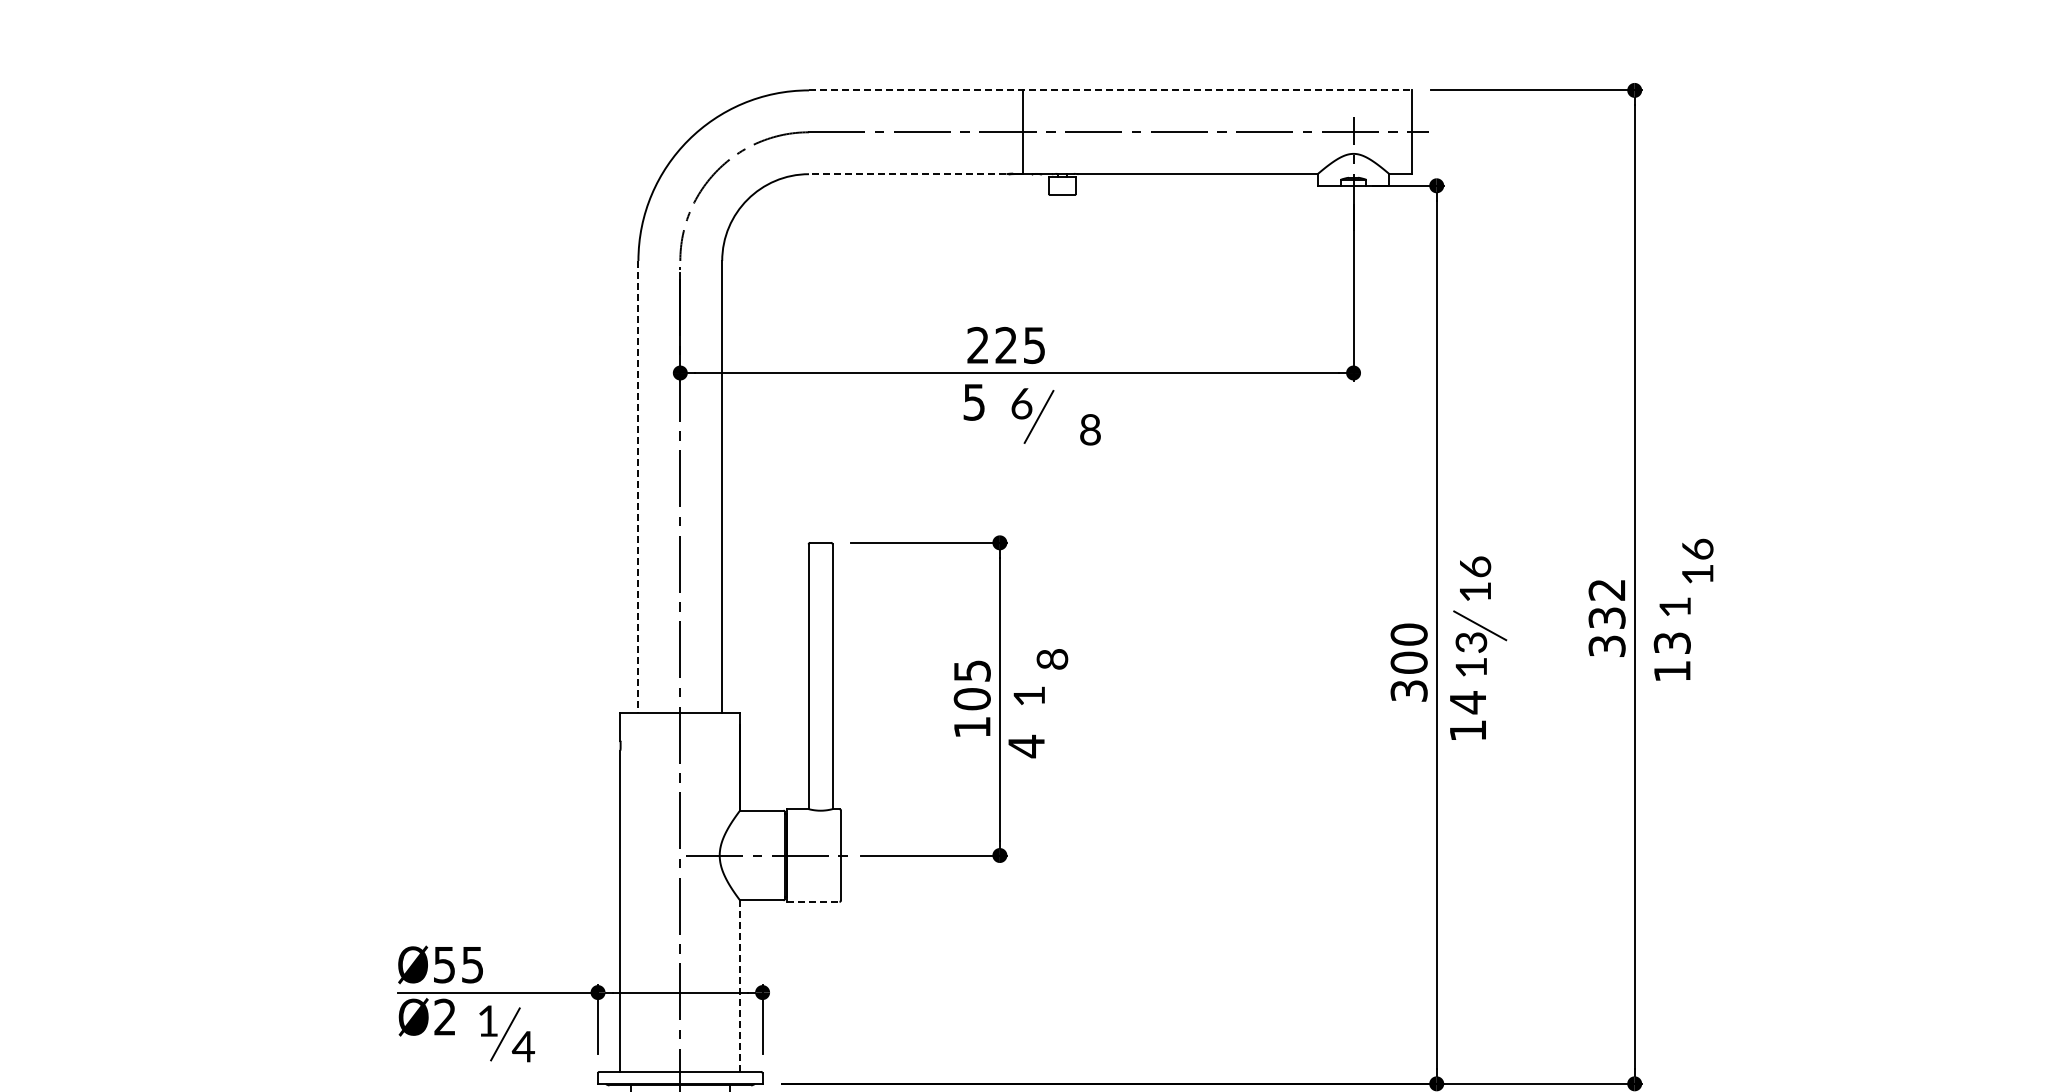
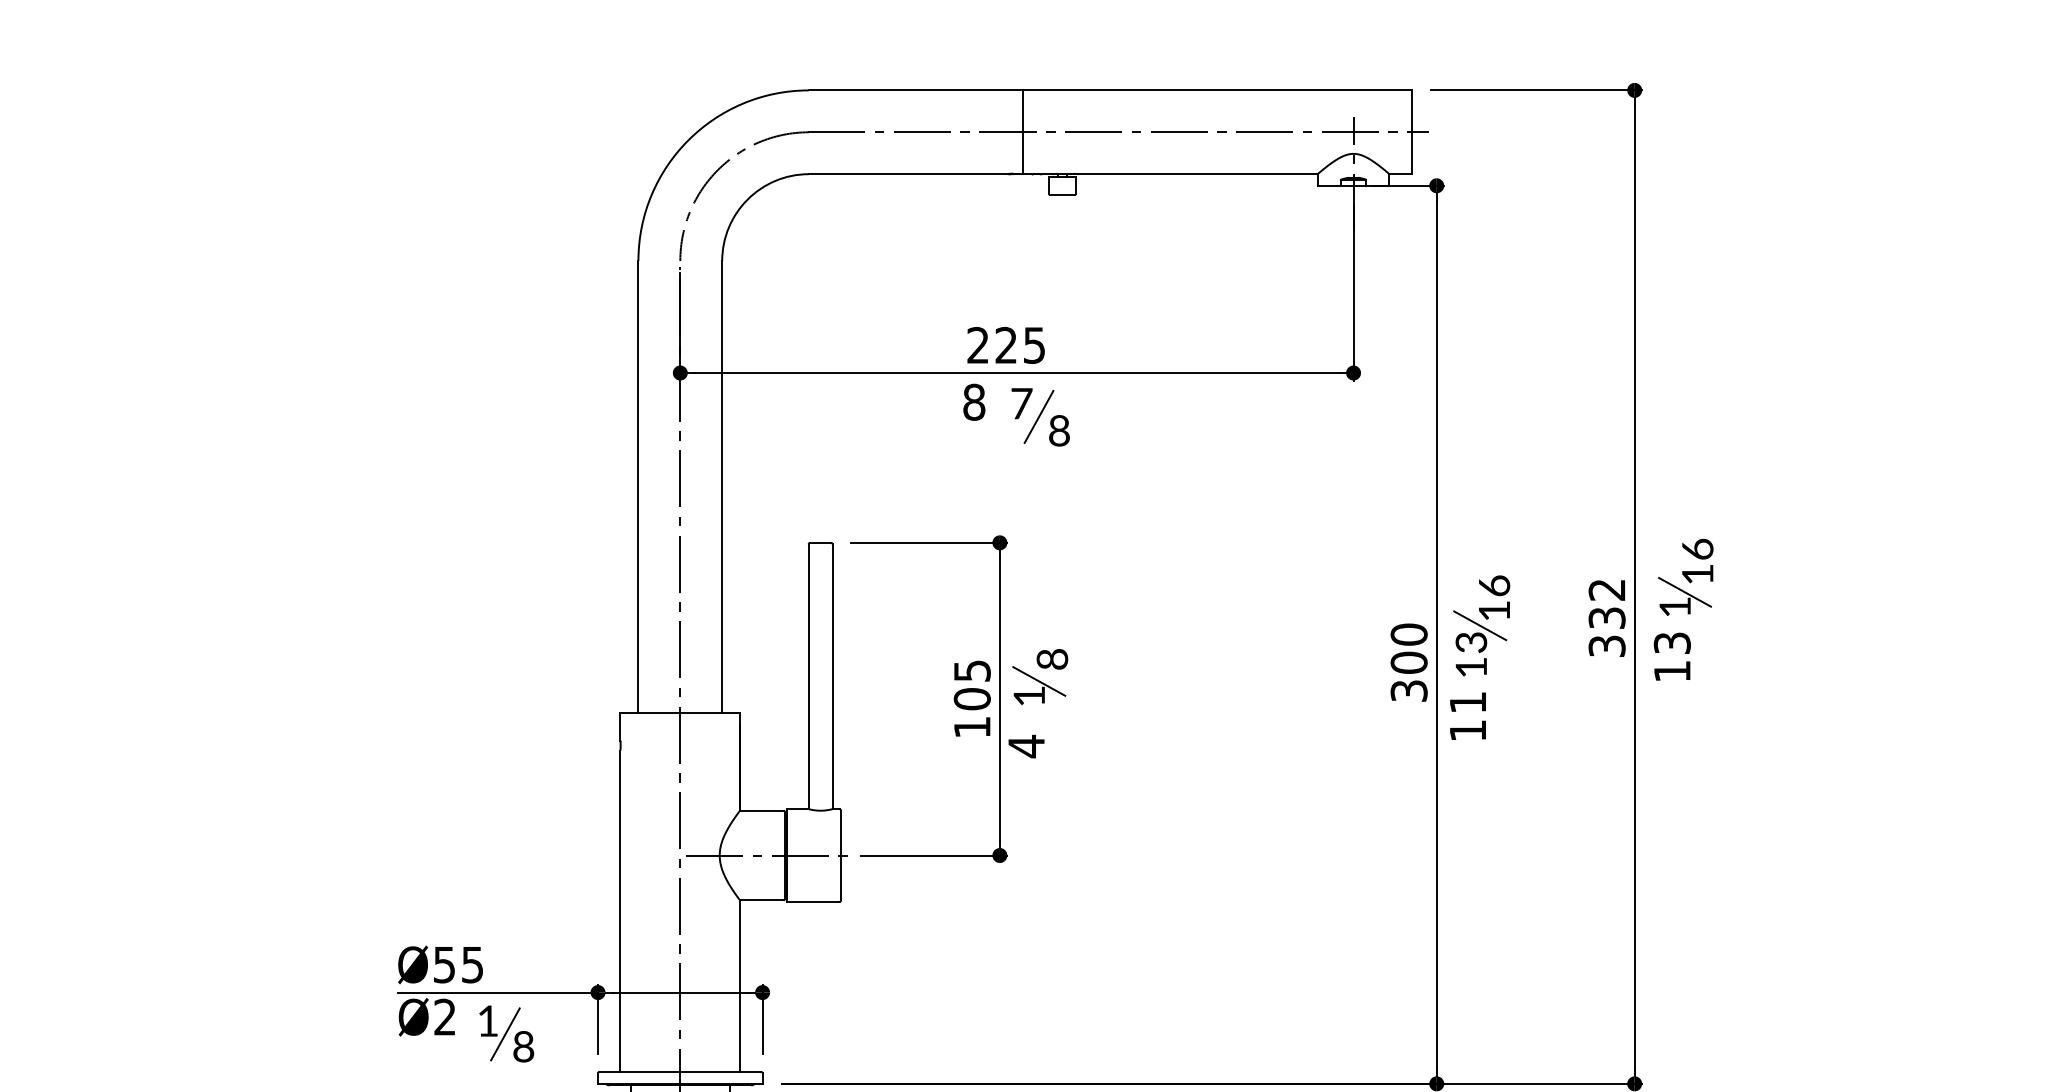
line: dashed -> solid (1110, 90)
line: dashed -> solid (907, 174)
text: 5 -> 8 (974, 401)
text: 6 -> 7 (1021, 403)
text position: (1090, 429) -> (1059, 430) (1059, 430)
line: dashed -> solid (638, 486)
text position: (1475, 578) -> (1494, 597) (1494, 597)
line: none -> present (1685, 592)
line: none -> present (1039, 681)
text: 14 -> 11 (1467, 702)
line: dashed -> solid (813, 901)
line: dashed -> solid (740, 986)
text: 4 -> 8 (523, 1046)
